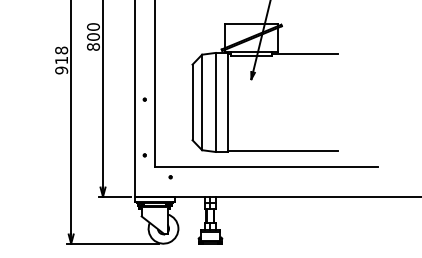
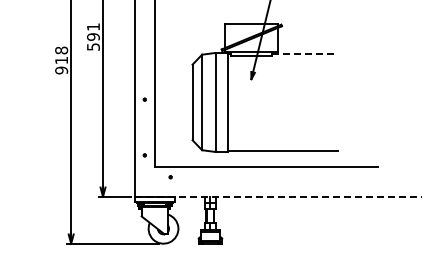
text: 800 -> 591 (93, 36)
line: solid -> dashed (305, 53)
line: solid -> dashed (278, 196)
